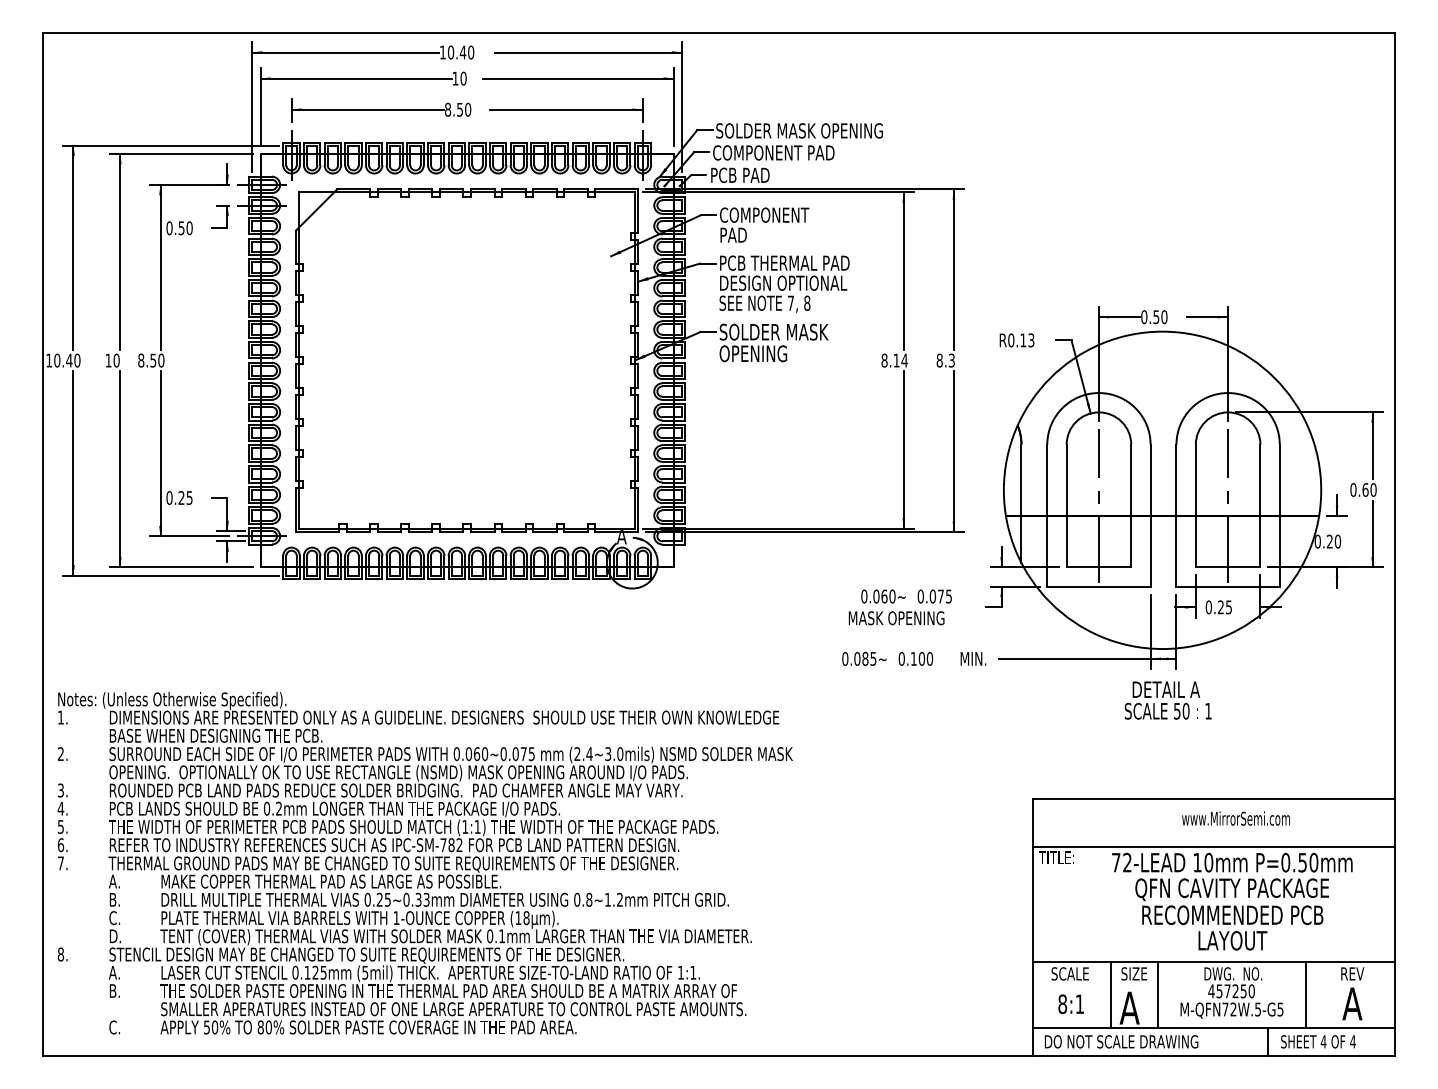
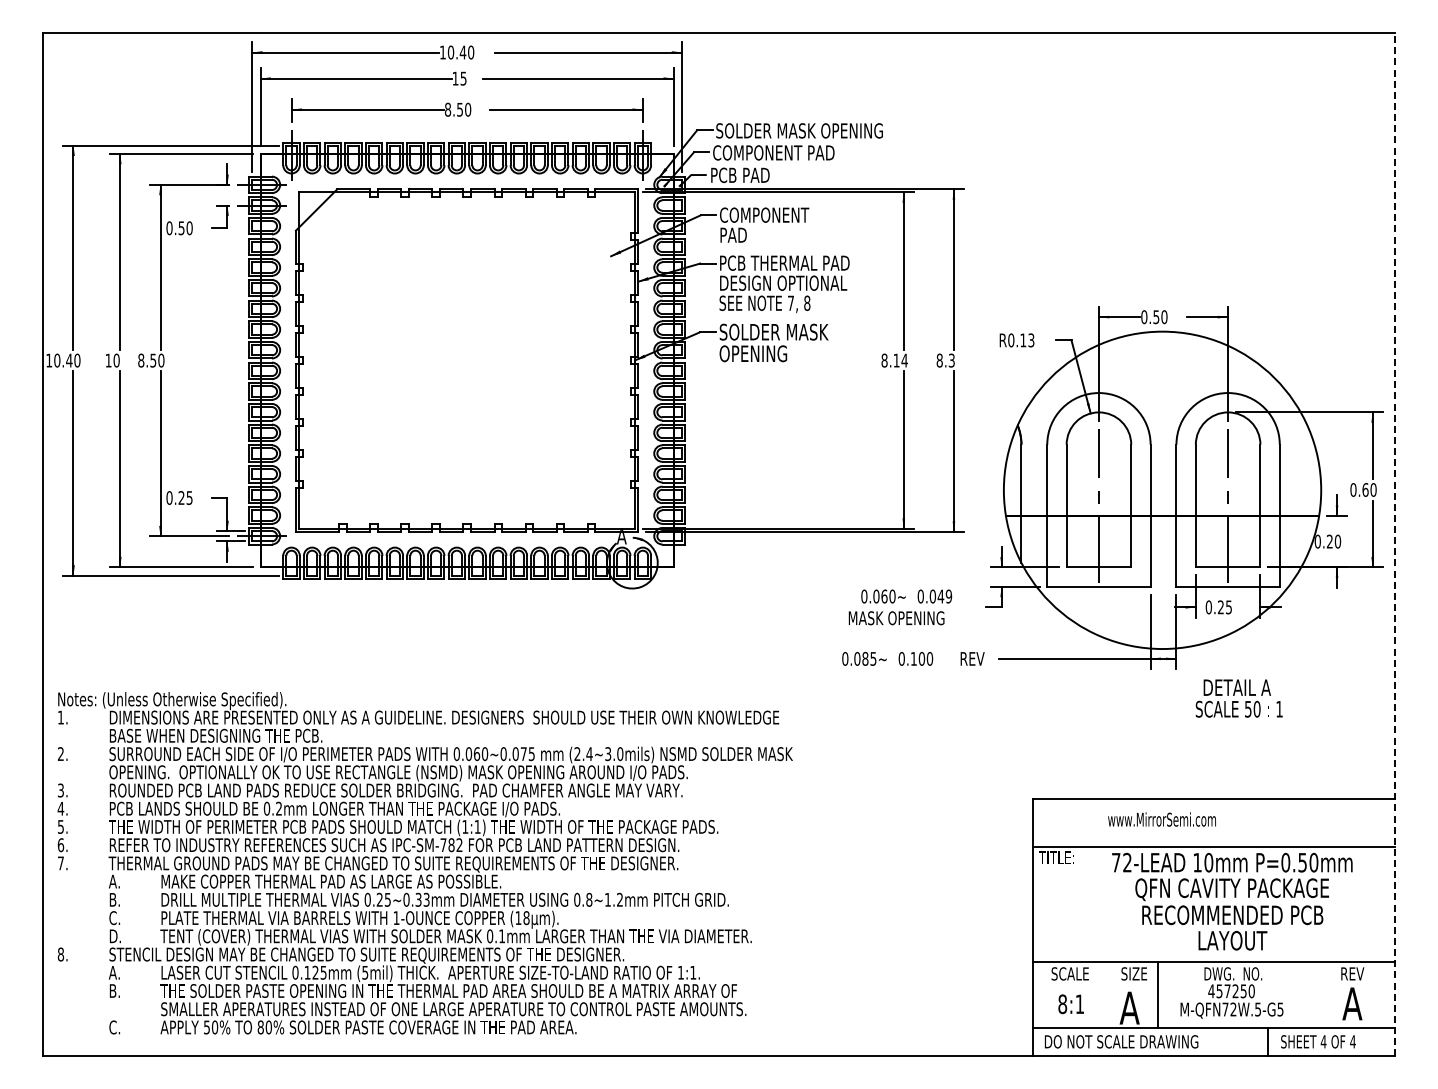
text: 10 -> 15 (463, 78)
line: solid -> dashed (1394, 544)
text: 0.075 -> 0.049 (944, 596)
text: MIN. -> REV (974, 658)
text position: (1167, 700) -> (1238, 698) (1238, 698)
text position: (1235, 818) -> (1161, 819) (1161, 819)
line: present -> none (1111, 994)
line: present -> none (1306, 994)
